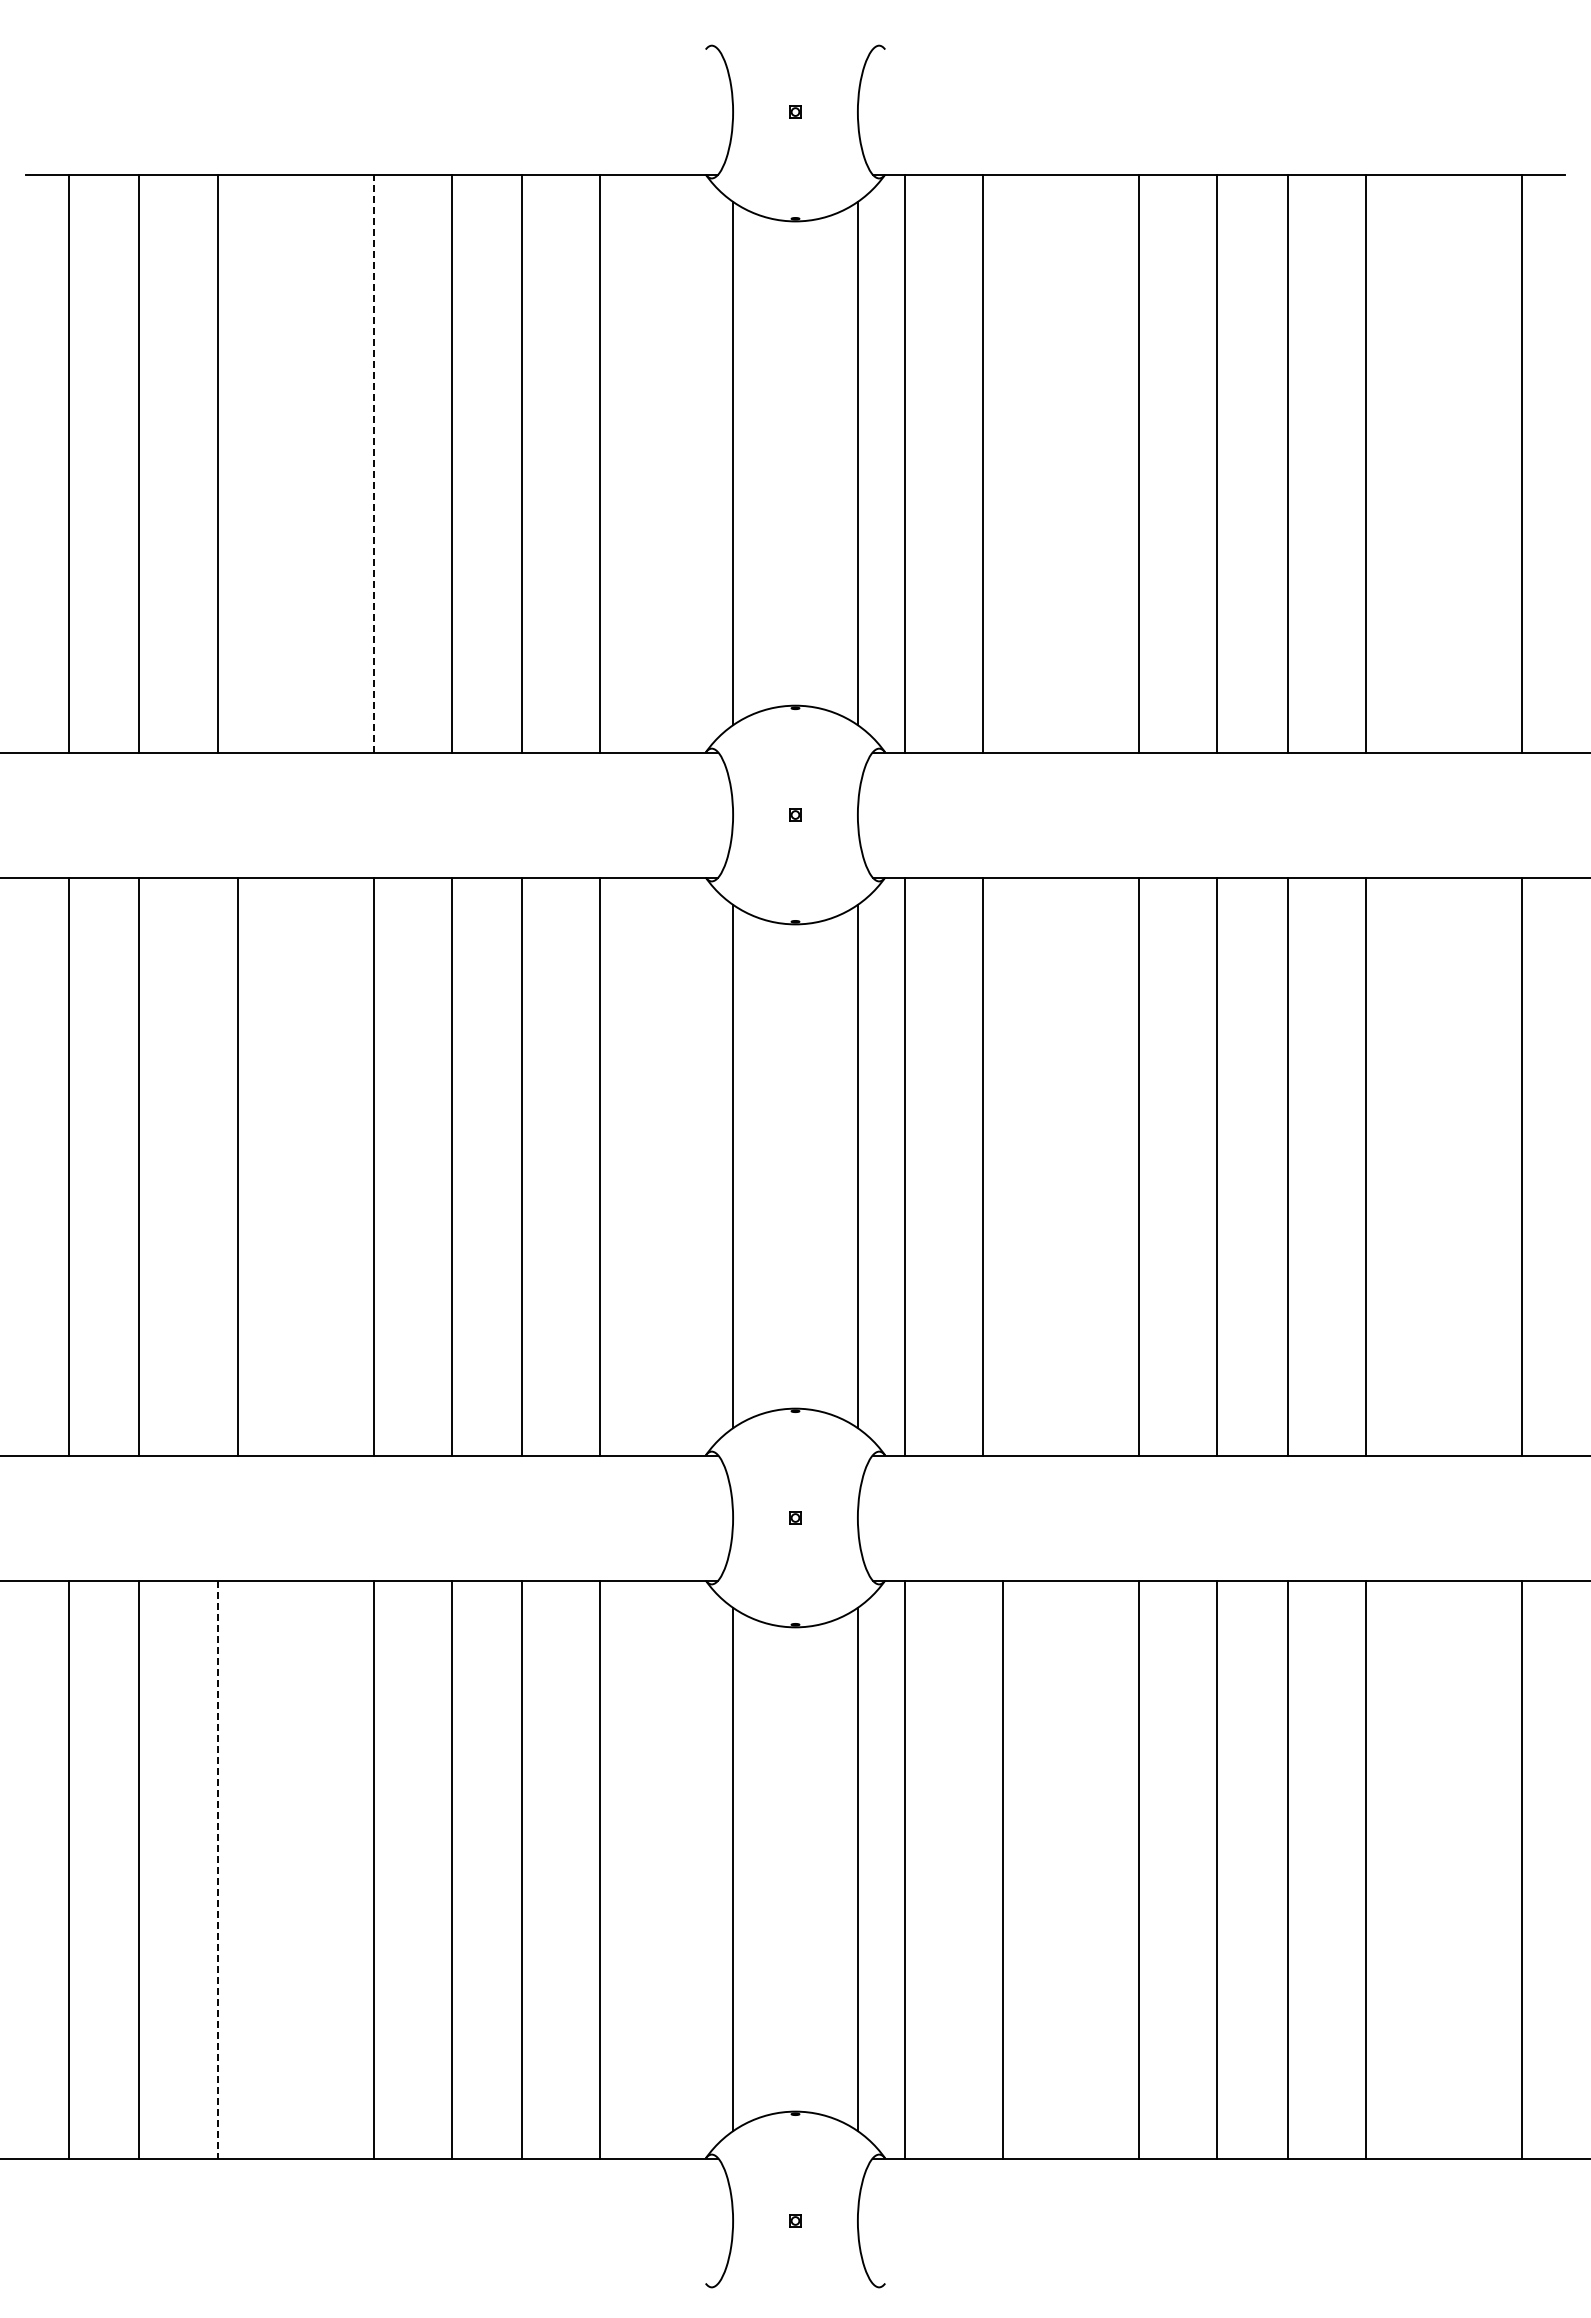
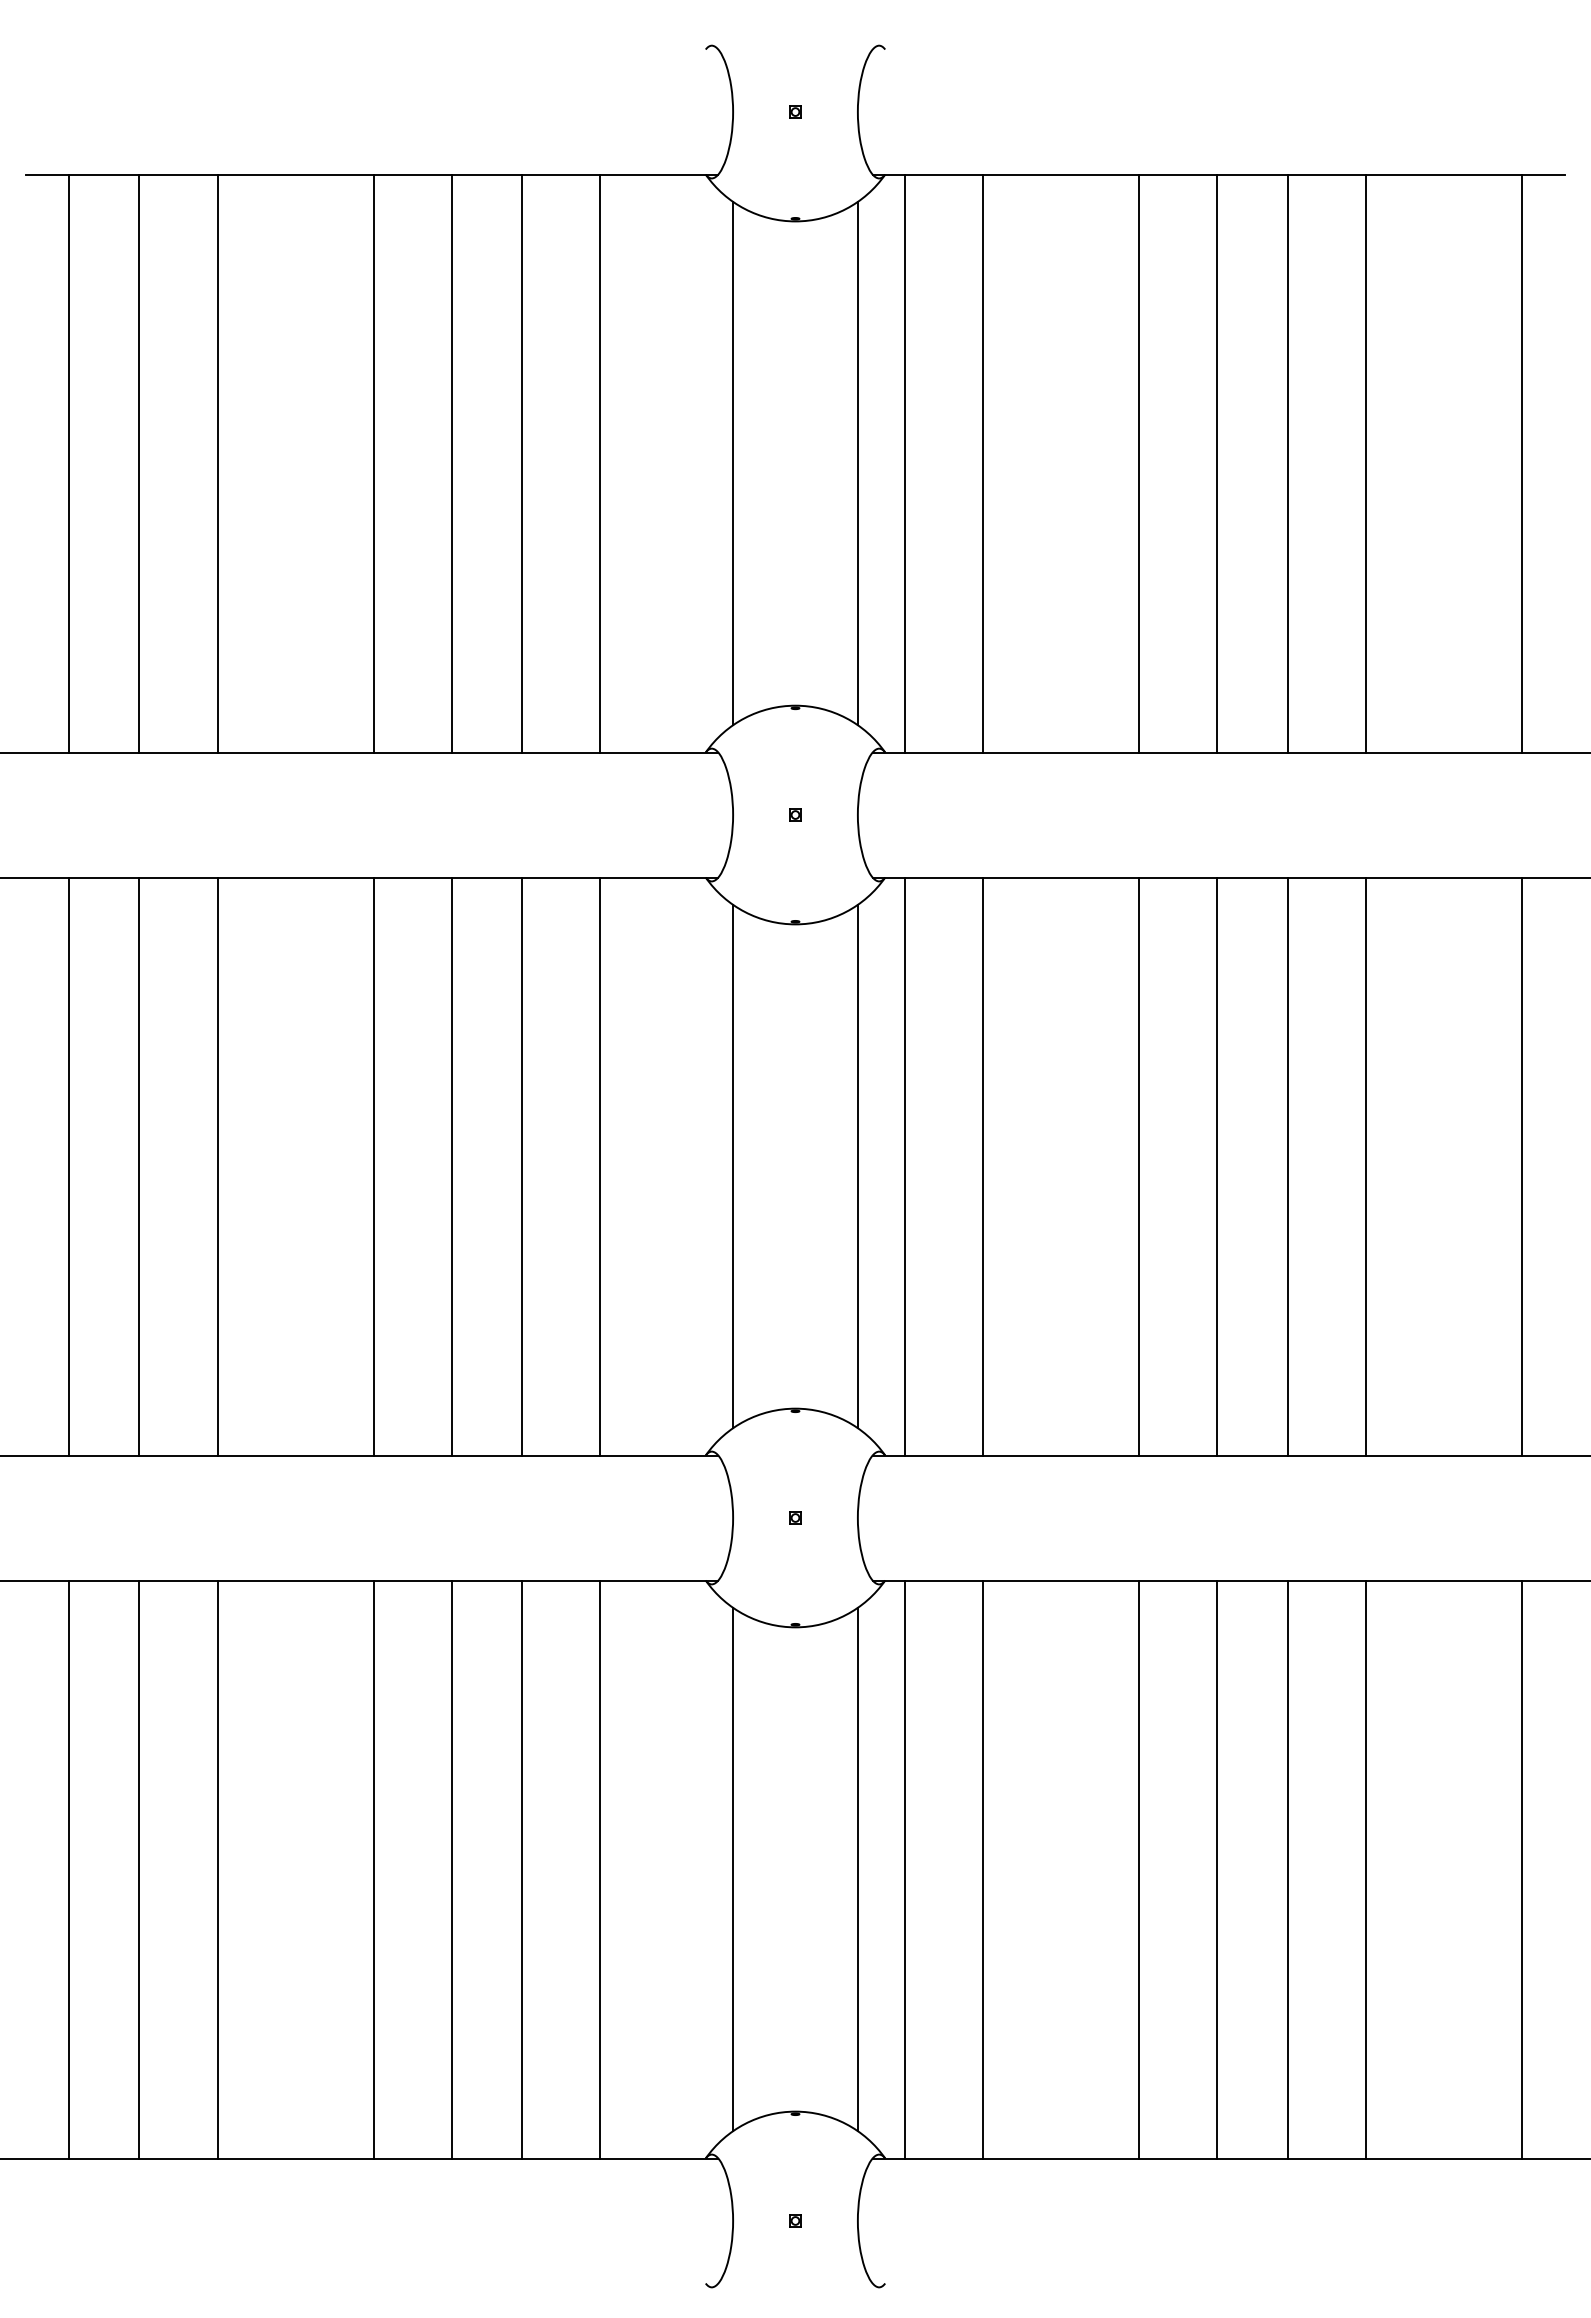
line: dashed -> solid (373, 463)
line position: (237, 1166) -> (217, 1166) (217, 1166)
line: dashed -> solid (217, 1869)
line position: (1002, 1869) -> (982, 1869) (982, 1869)
